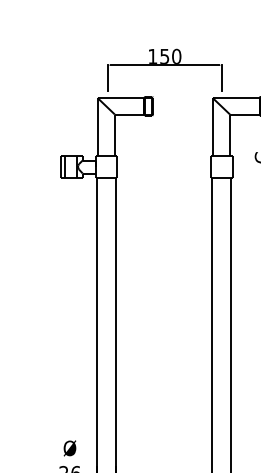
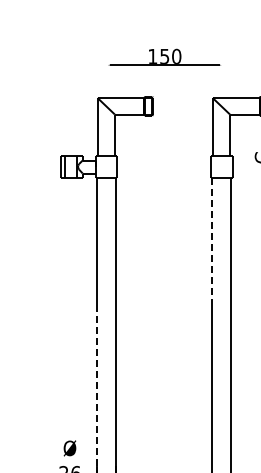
line: present -> none (107, 77)
line: present -> none (221, 77)
line: solid -> dashed (212, 241)
line: solid -> dashed (97, 388)
